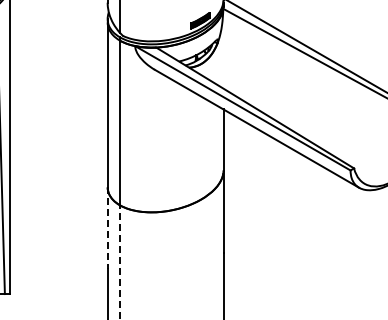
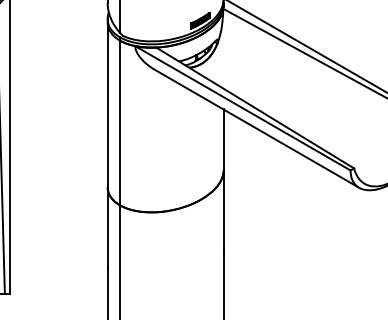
line: dashed -> solid (107, 228)
line: dashed -> solid (119, 262)
